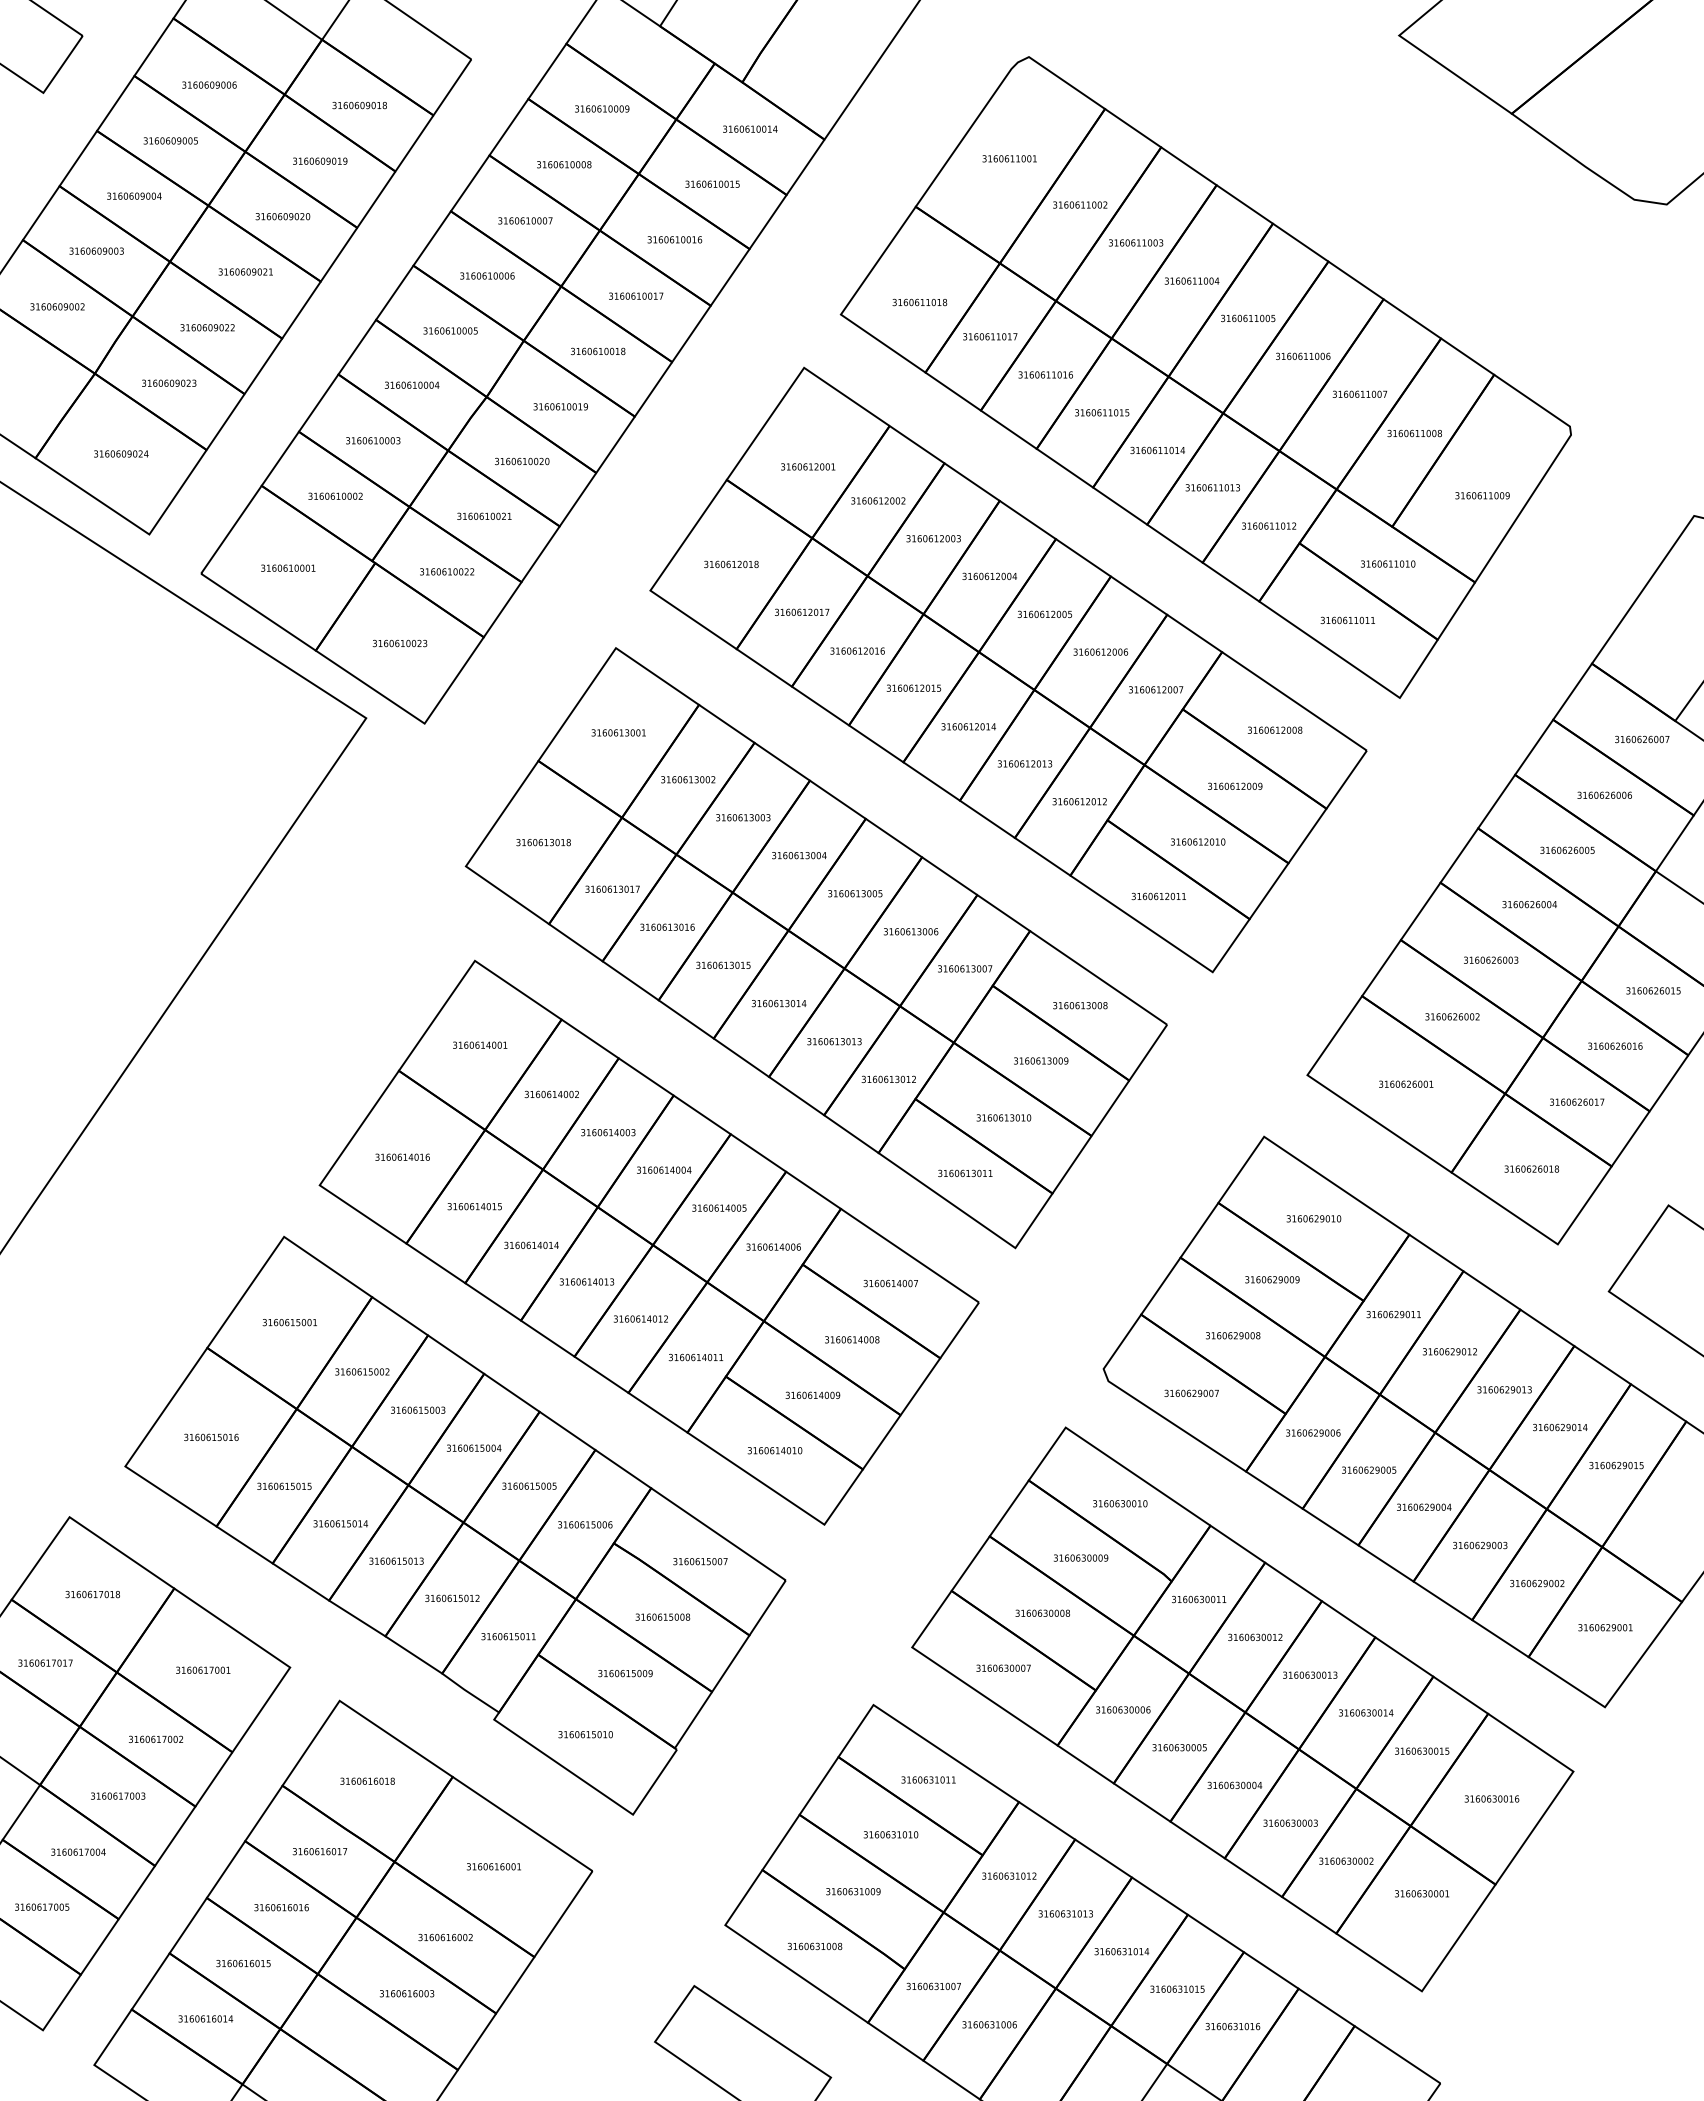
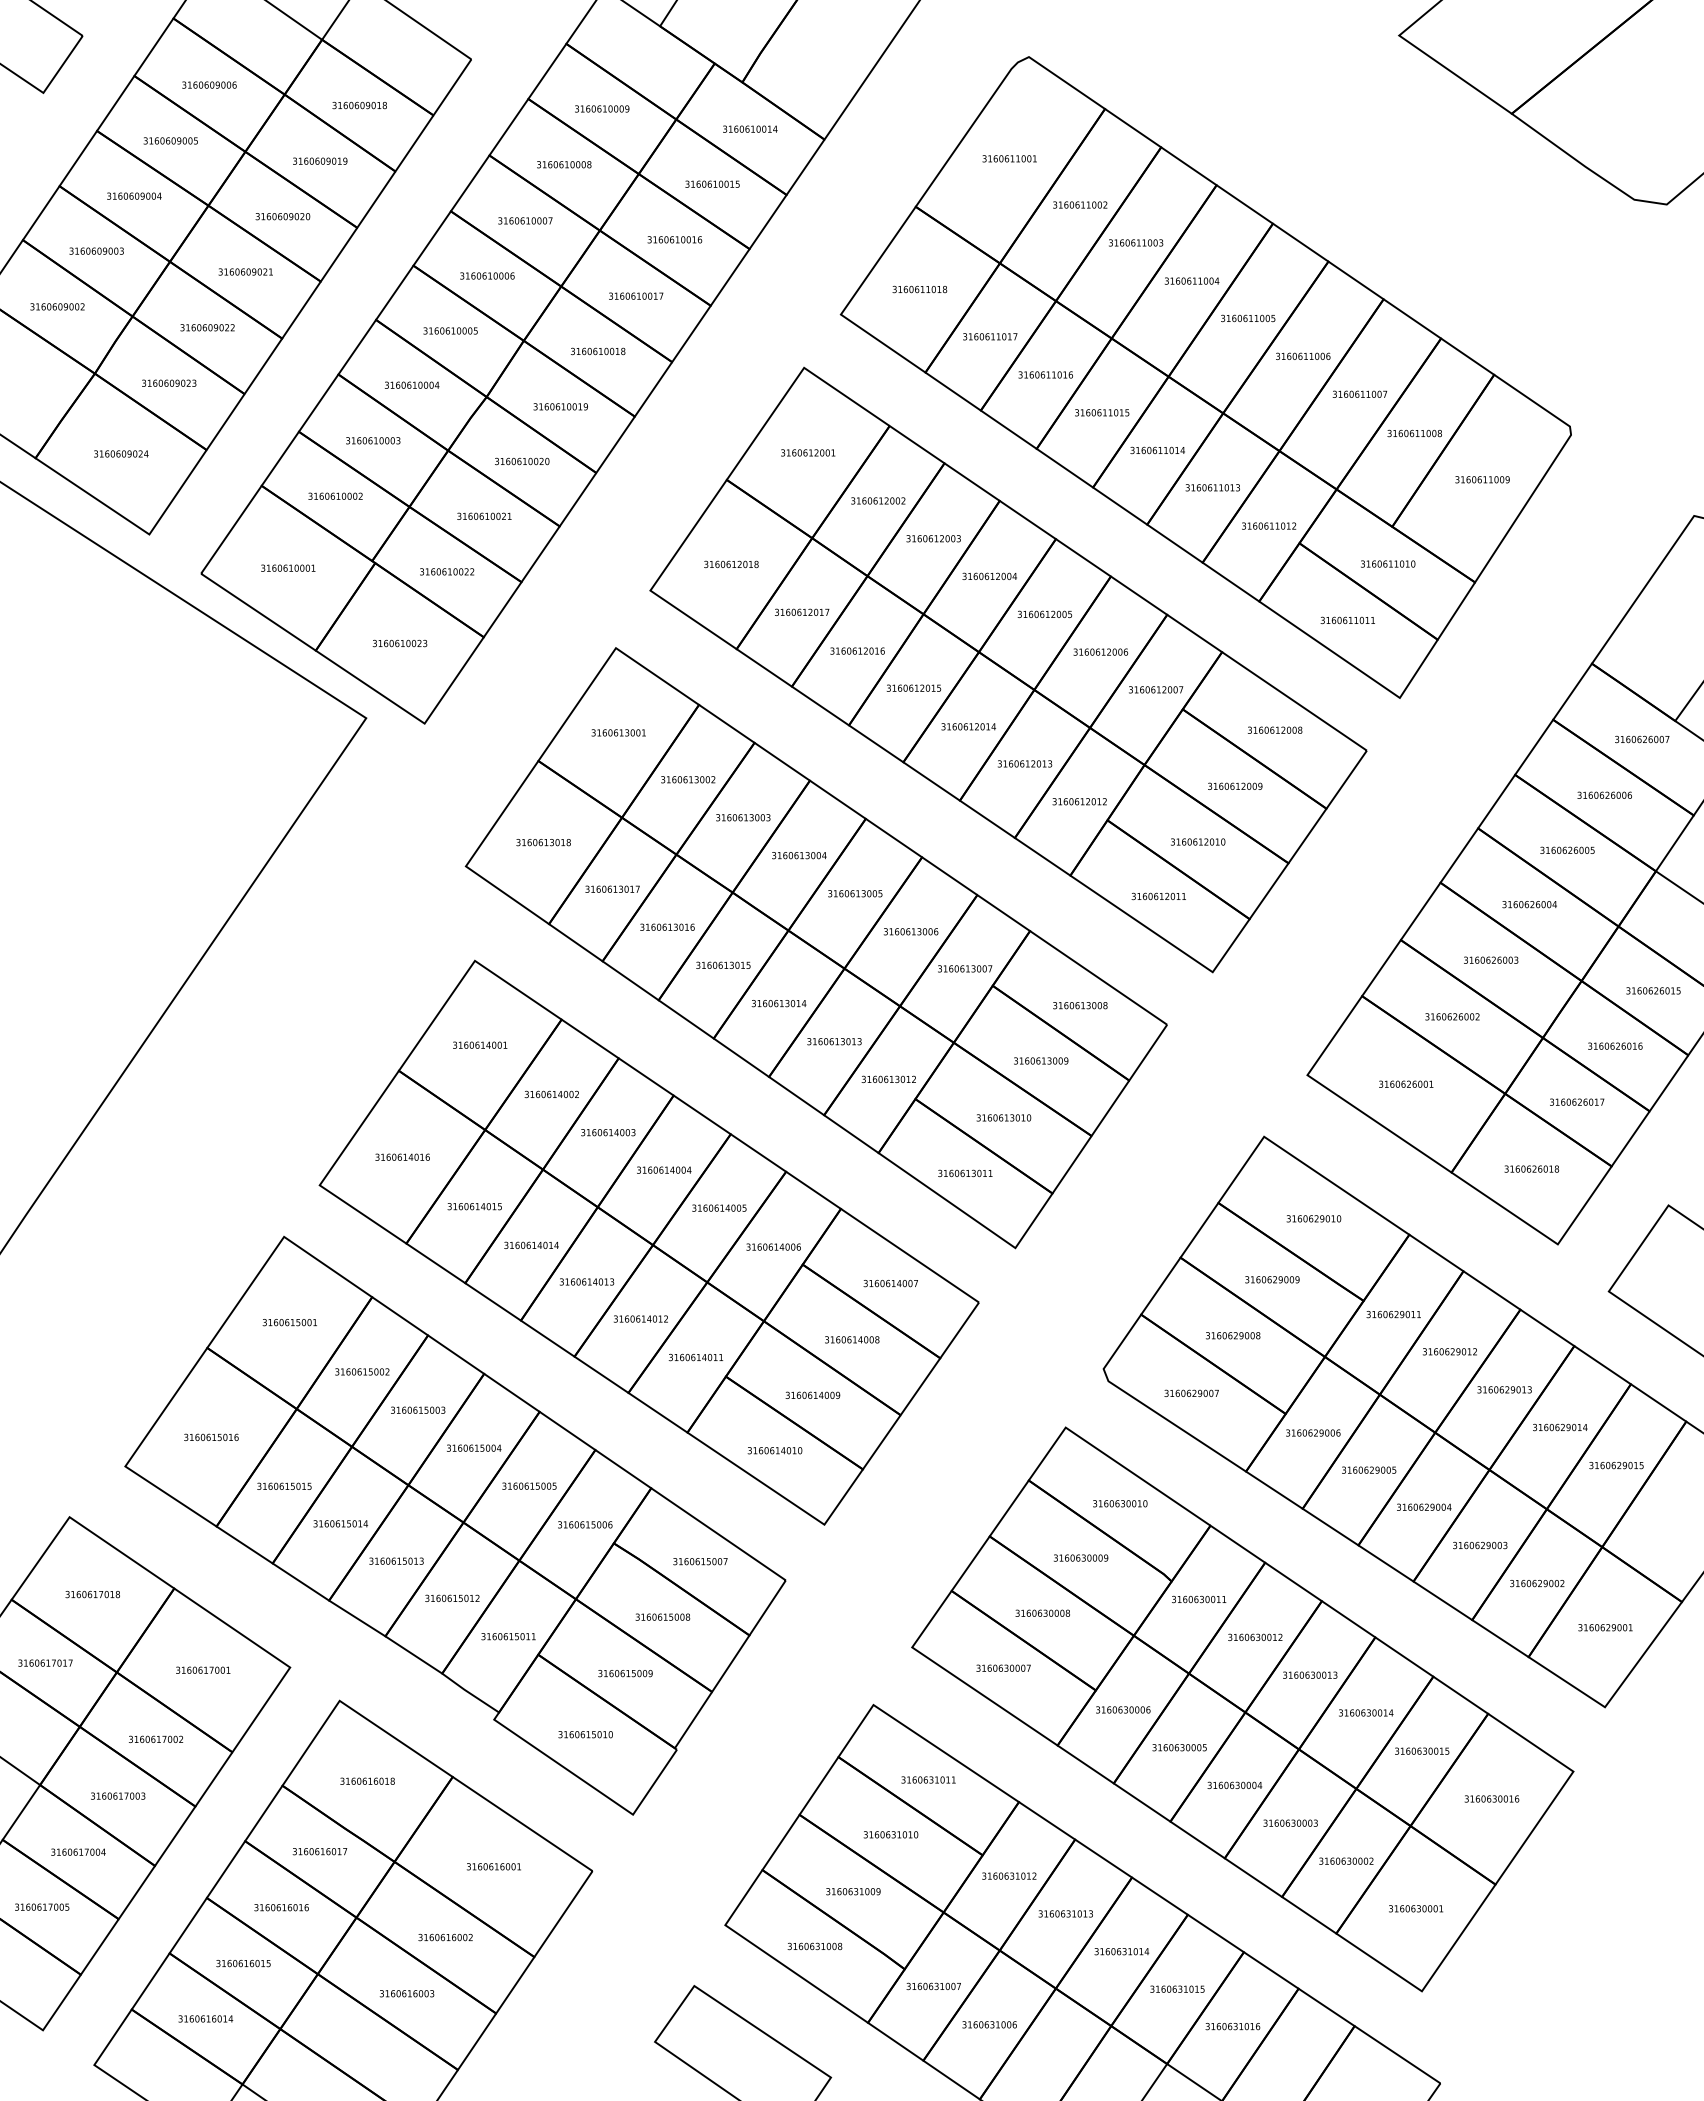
text position: (919, 302) -> (919, 289) (919, 289)
text position: (808, 466) -> (808, 452) (808, 452)
text position: (1482, 495) -> (1482, 479) (1482, 479)
text position: (1422, 1893) -> (1416, 1908) (1416, 1908)
